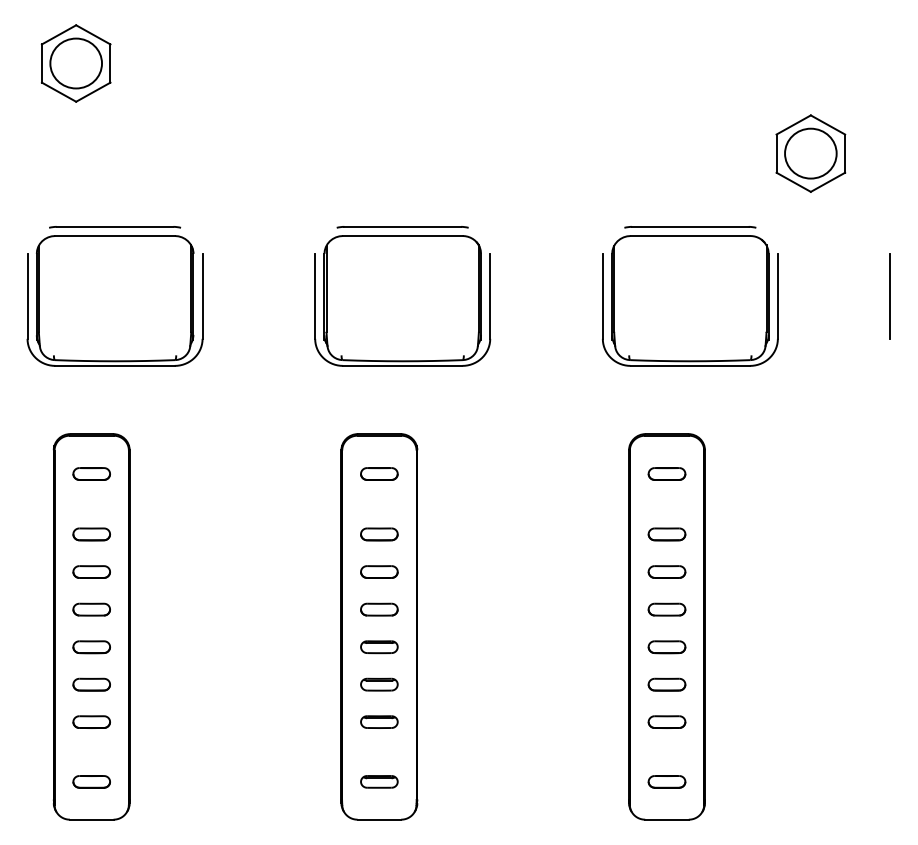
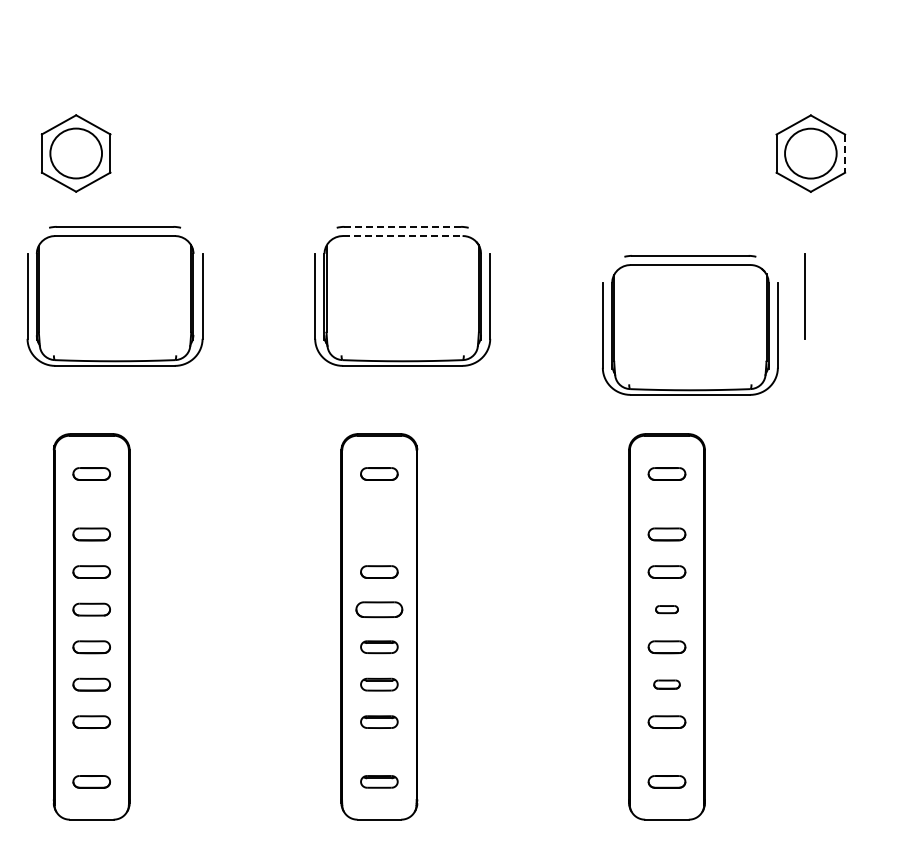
part position: (75, 63) -> (75, 153) (75, 153)
line: solid -> dashed (845, 154)
line: solid -> dashed (403, 226)
line: solid -> dashed (402, 236)
part position: (690, 296) -> (690, 325) (690, 325)
line position: (889, 296) -> (804, 296) (804, 296)
part: present -> none (379, 534)
part size: 39x15 px -> 49x18 px (379, 609)
part size: 40x15 px -> 24x10 px (666, 609)
part size: 40x15 px -> 28x11 px (666, 684)
